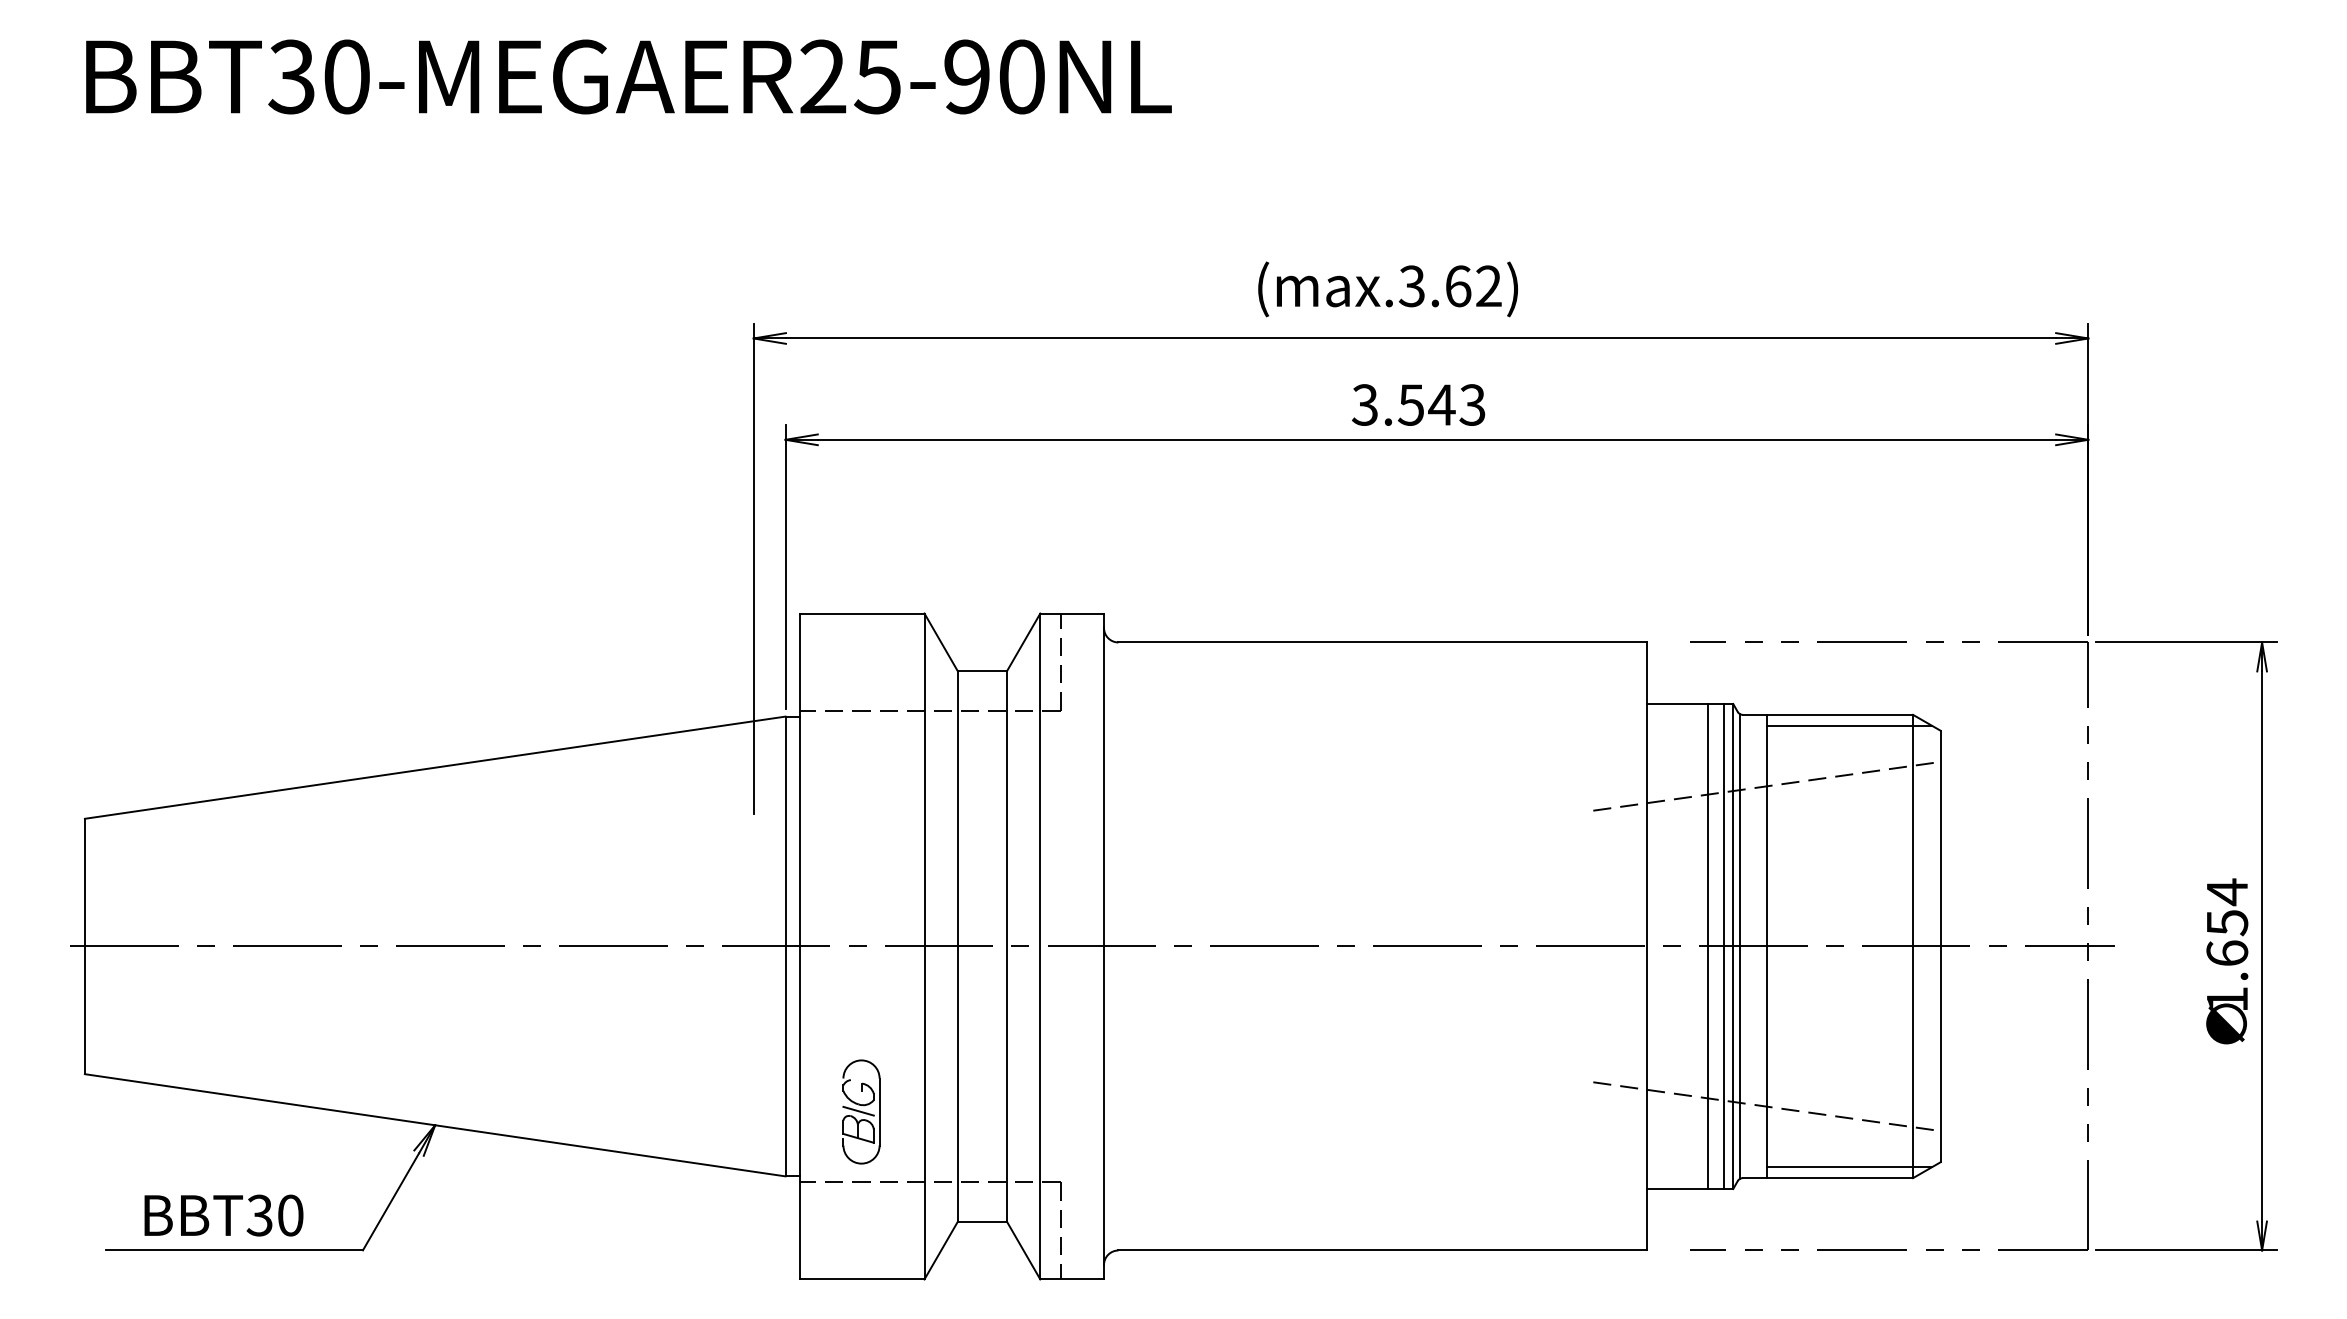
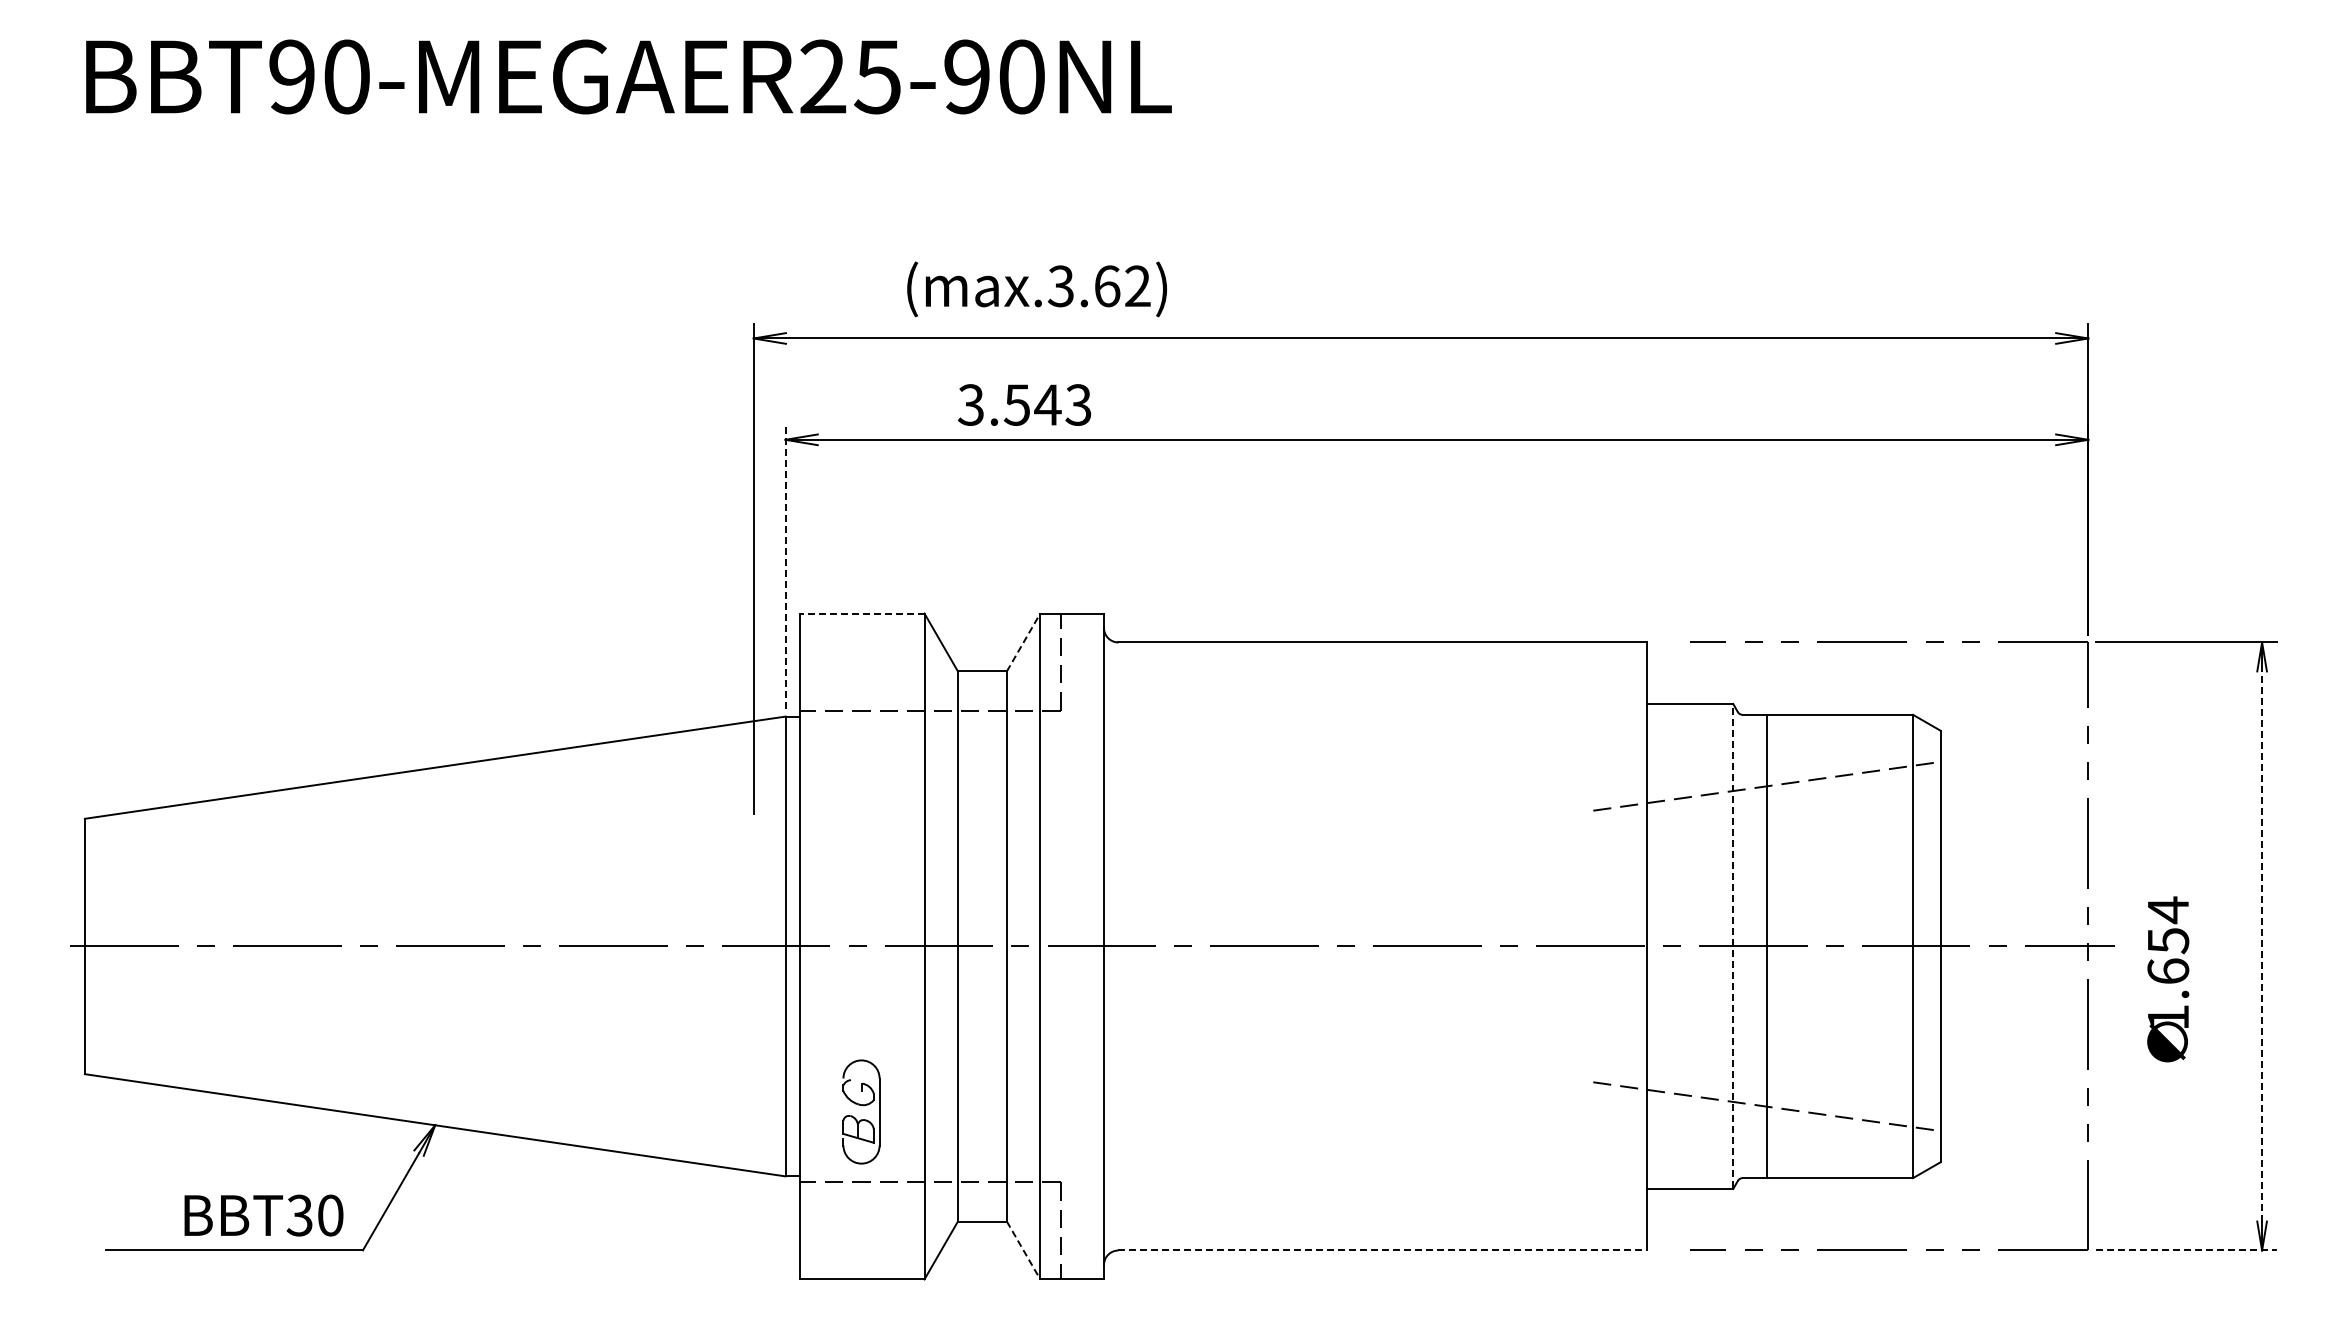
text: BBT30-MEGAER25-90NL -> BBT90-MEGAER25-90NL (291, 76)
text position: (1387, 289) -> (1036, 289) (1036, 289)
text position: (1418, 404) -> (1024, 404) (1024, 404)
line: solid -> dashed (785, 566)
line: solid -> dashed (861, 613)
line: solid -> dashed (1023, 642)
line: present -> none (1849, 725)
line: solid -> dashed (1733, 945)
line: solid -> dashed (2262, 945)
line: present -> none (1707, 946)
line: present -> none (1723, 946)
line: present -> none (1739, 946)
text position: (2227, 961) -> (2168, 979) (2168, 979)
line: present -> none (858, 1110)
line: present -> none (1849, 1167)
text position: (223, 1215) -> (263, 1215) (263, 1215)
line: solid -> dashed (1023, 1250)
line: solid -> dashed (1383, 1250)
line: solid -> dashed (2186, 1250)
